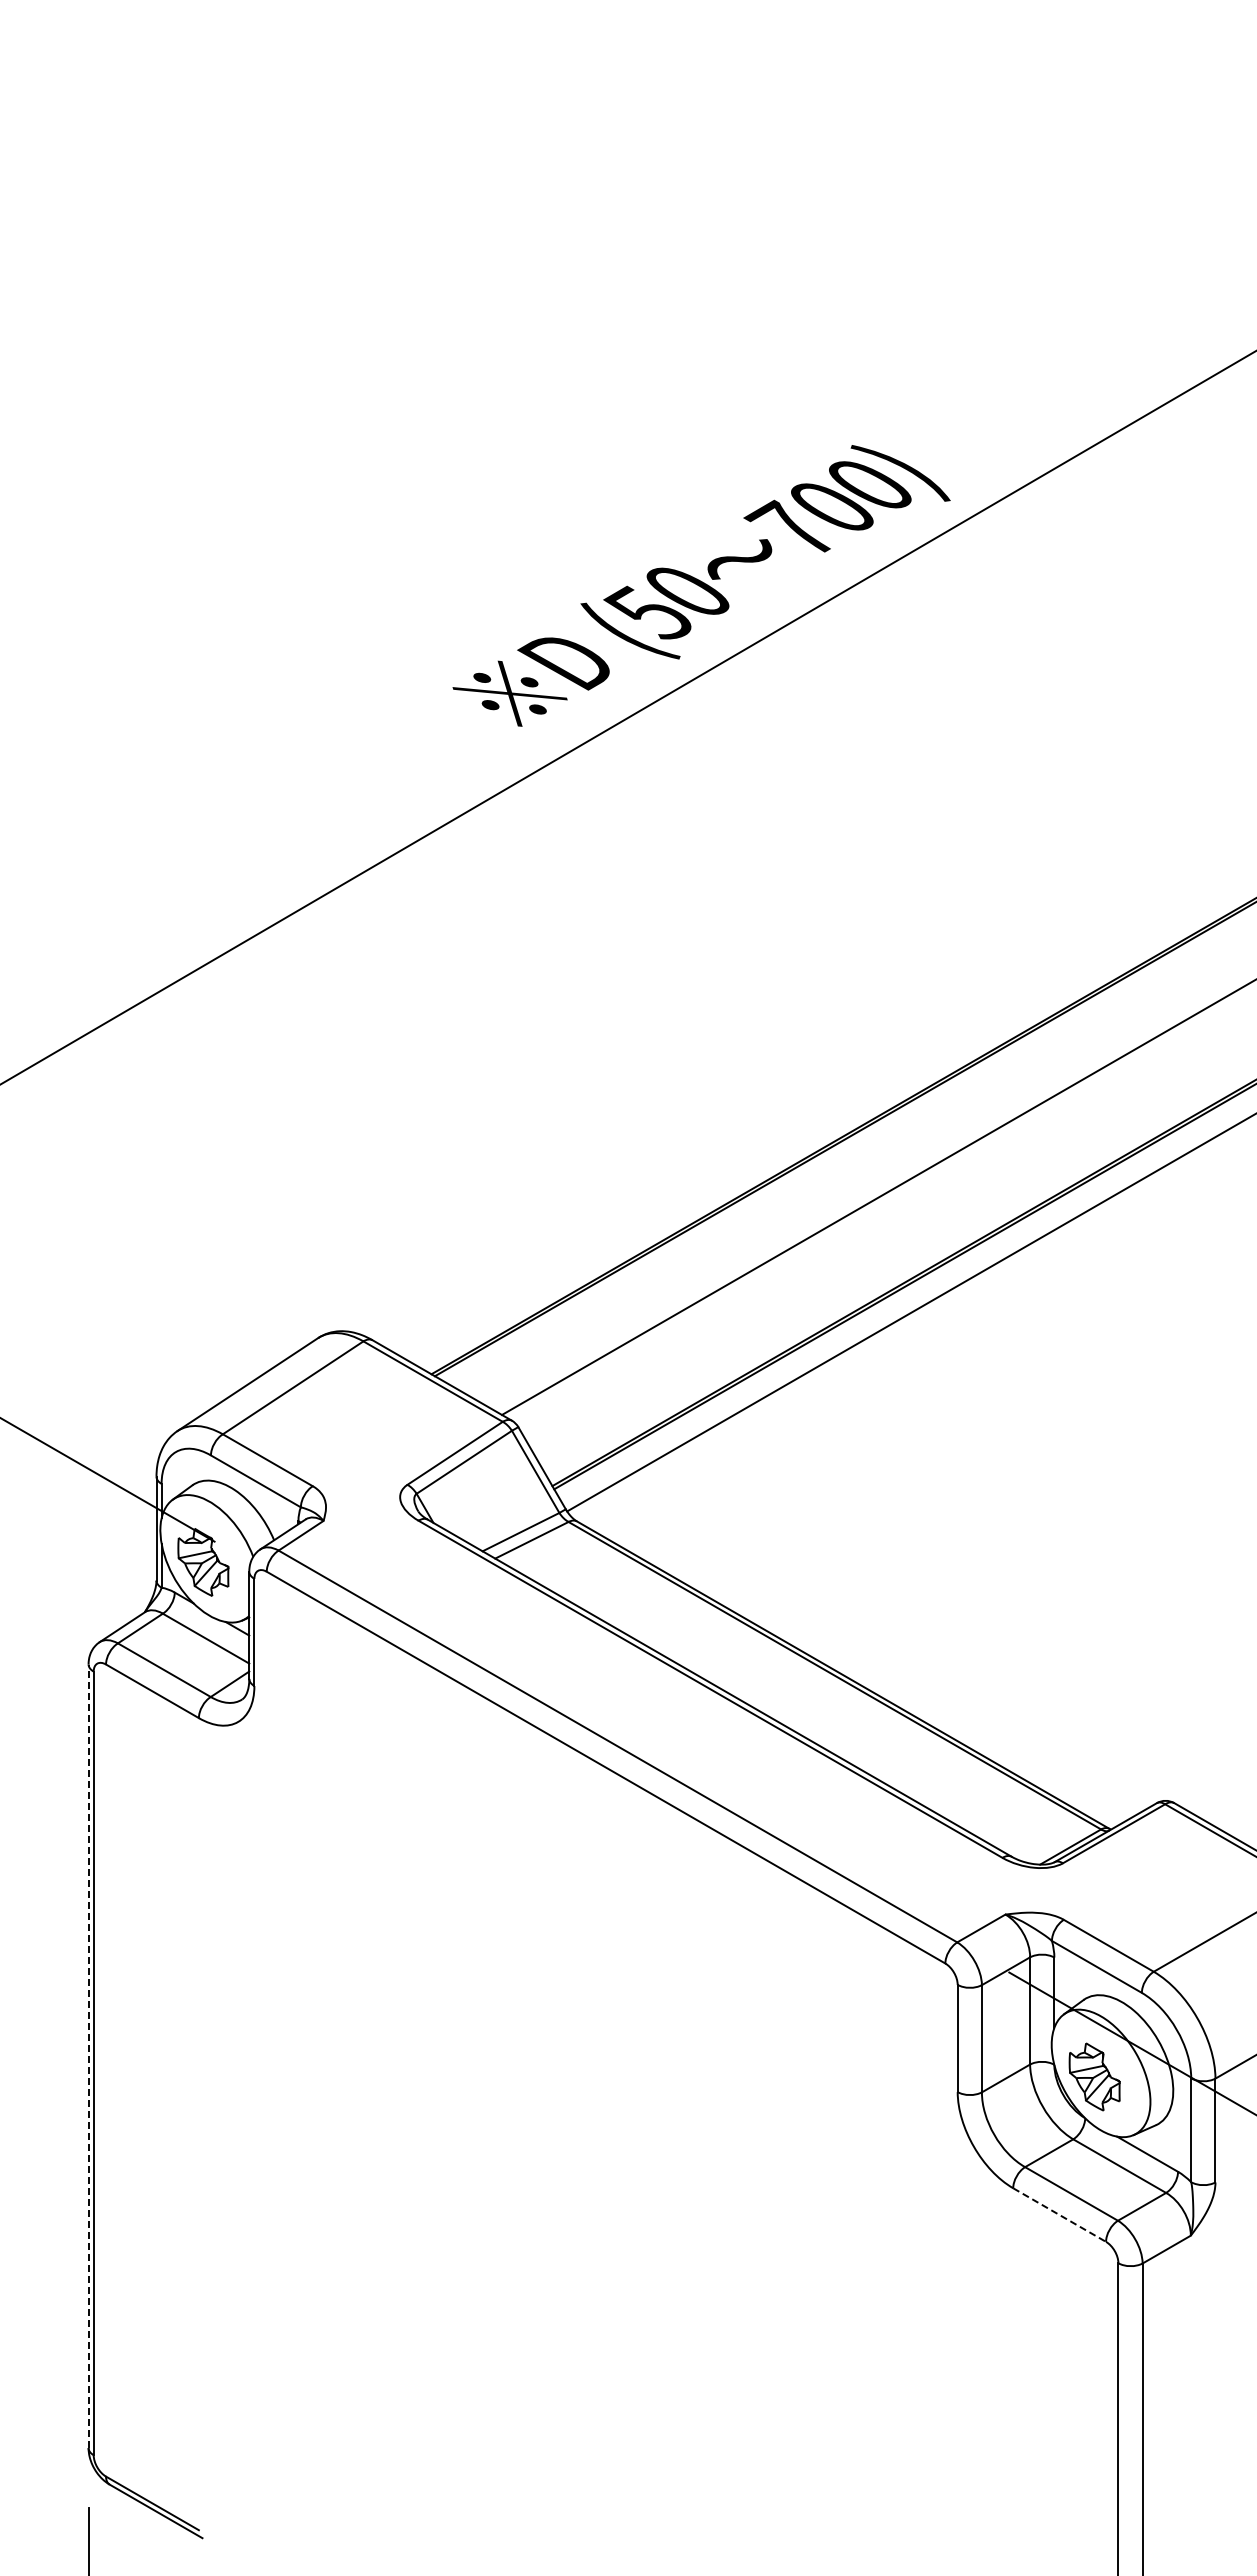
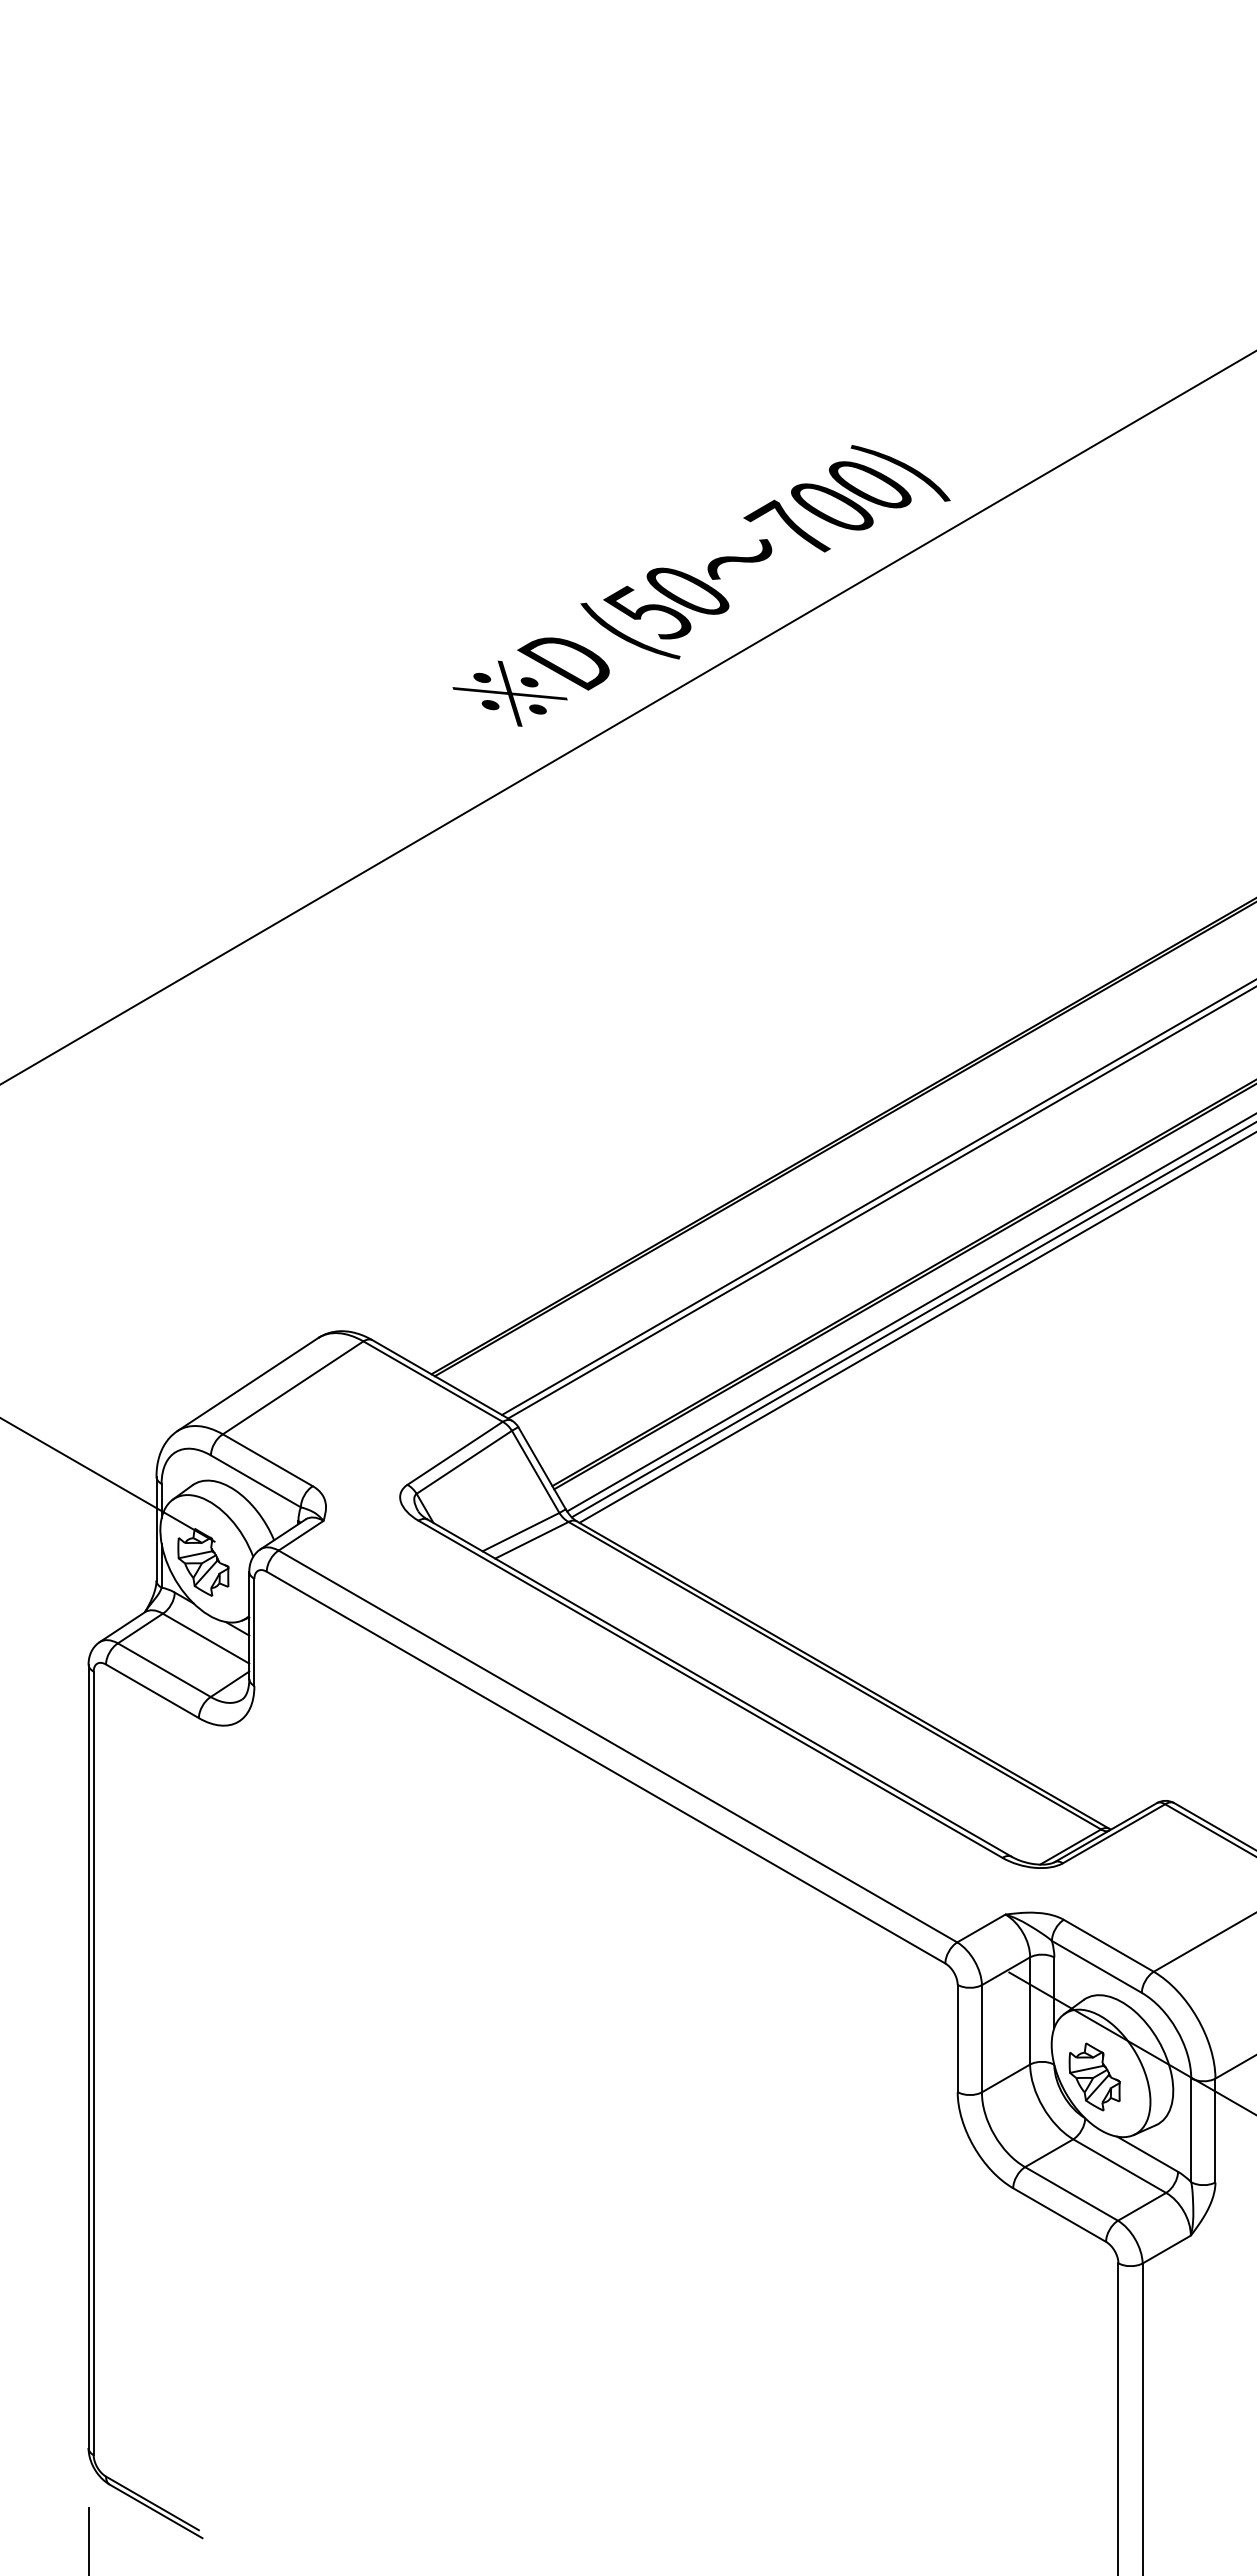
line: none -> present (880, 1203)
line: none -> present (912, 1320)
line: none -> present (916, 1327)
line: dashed -> solid (88, 2056)
line: dashed -> solid (1059, 2215)
